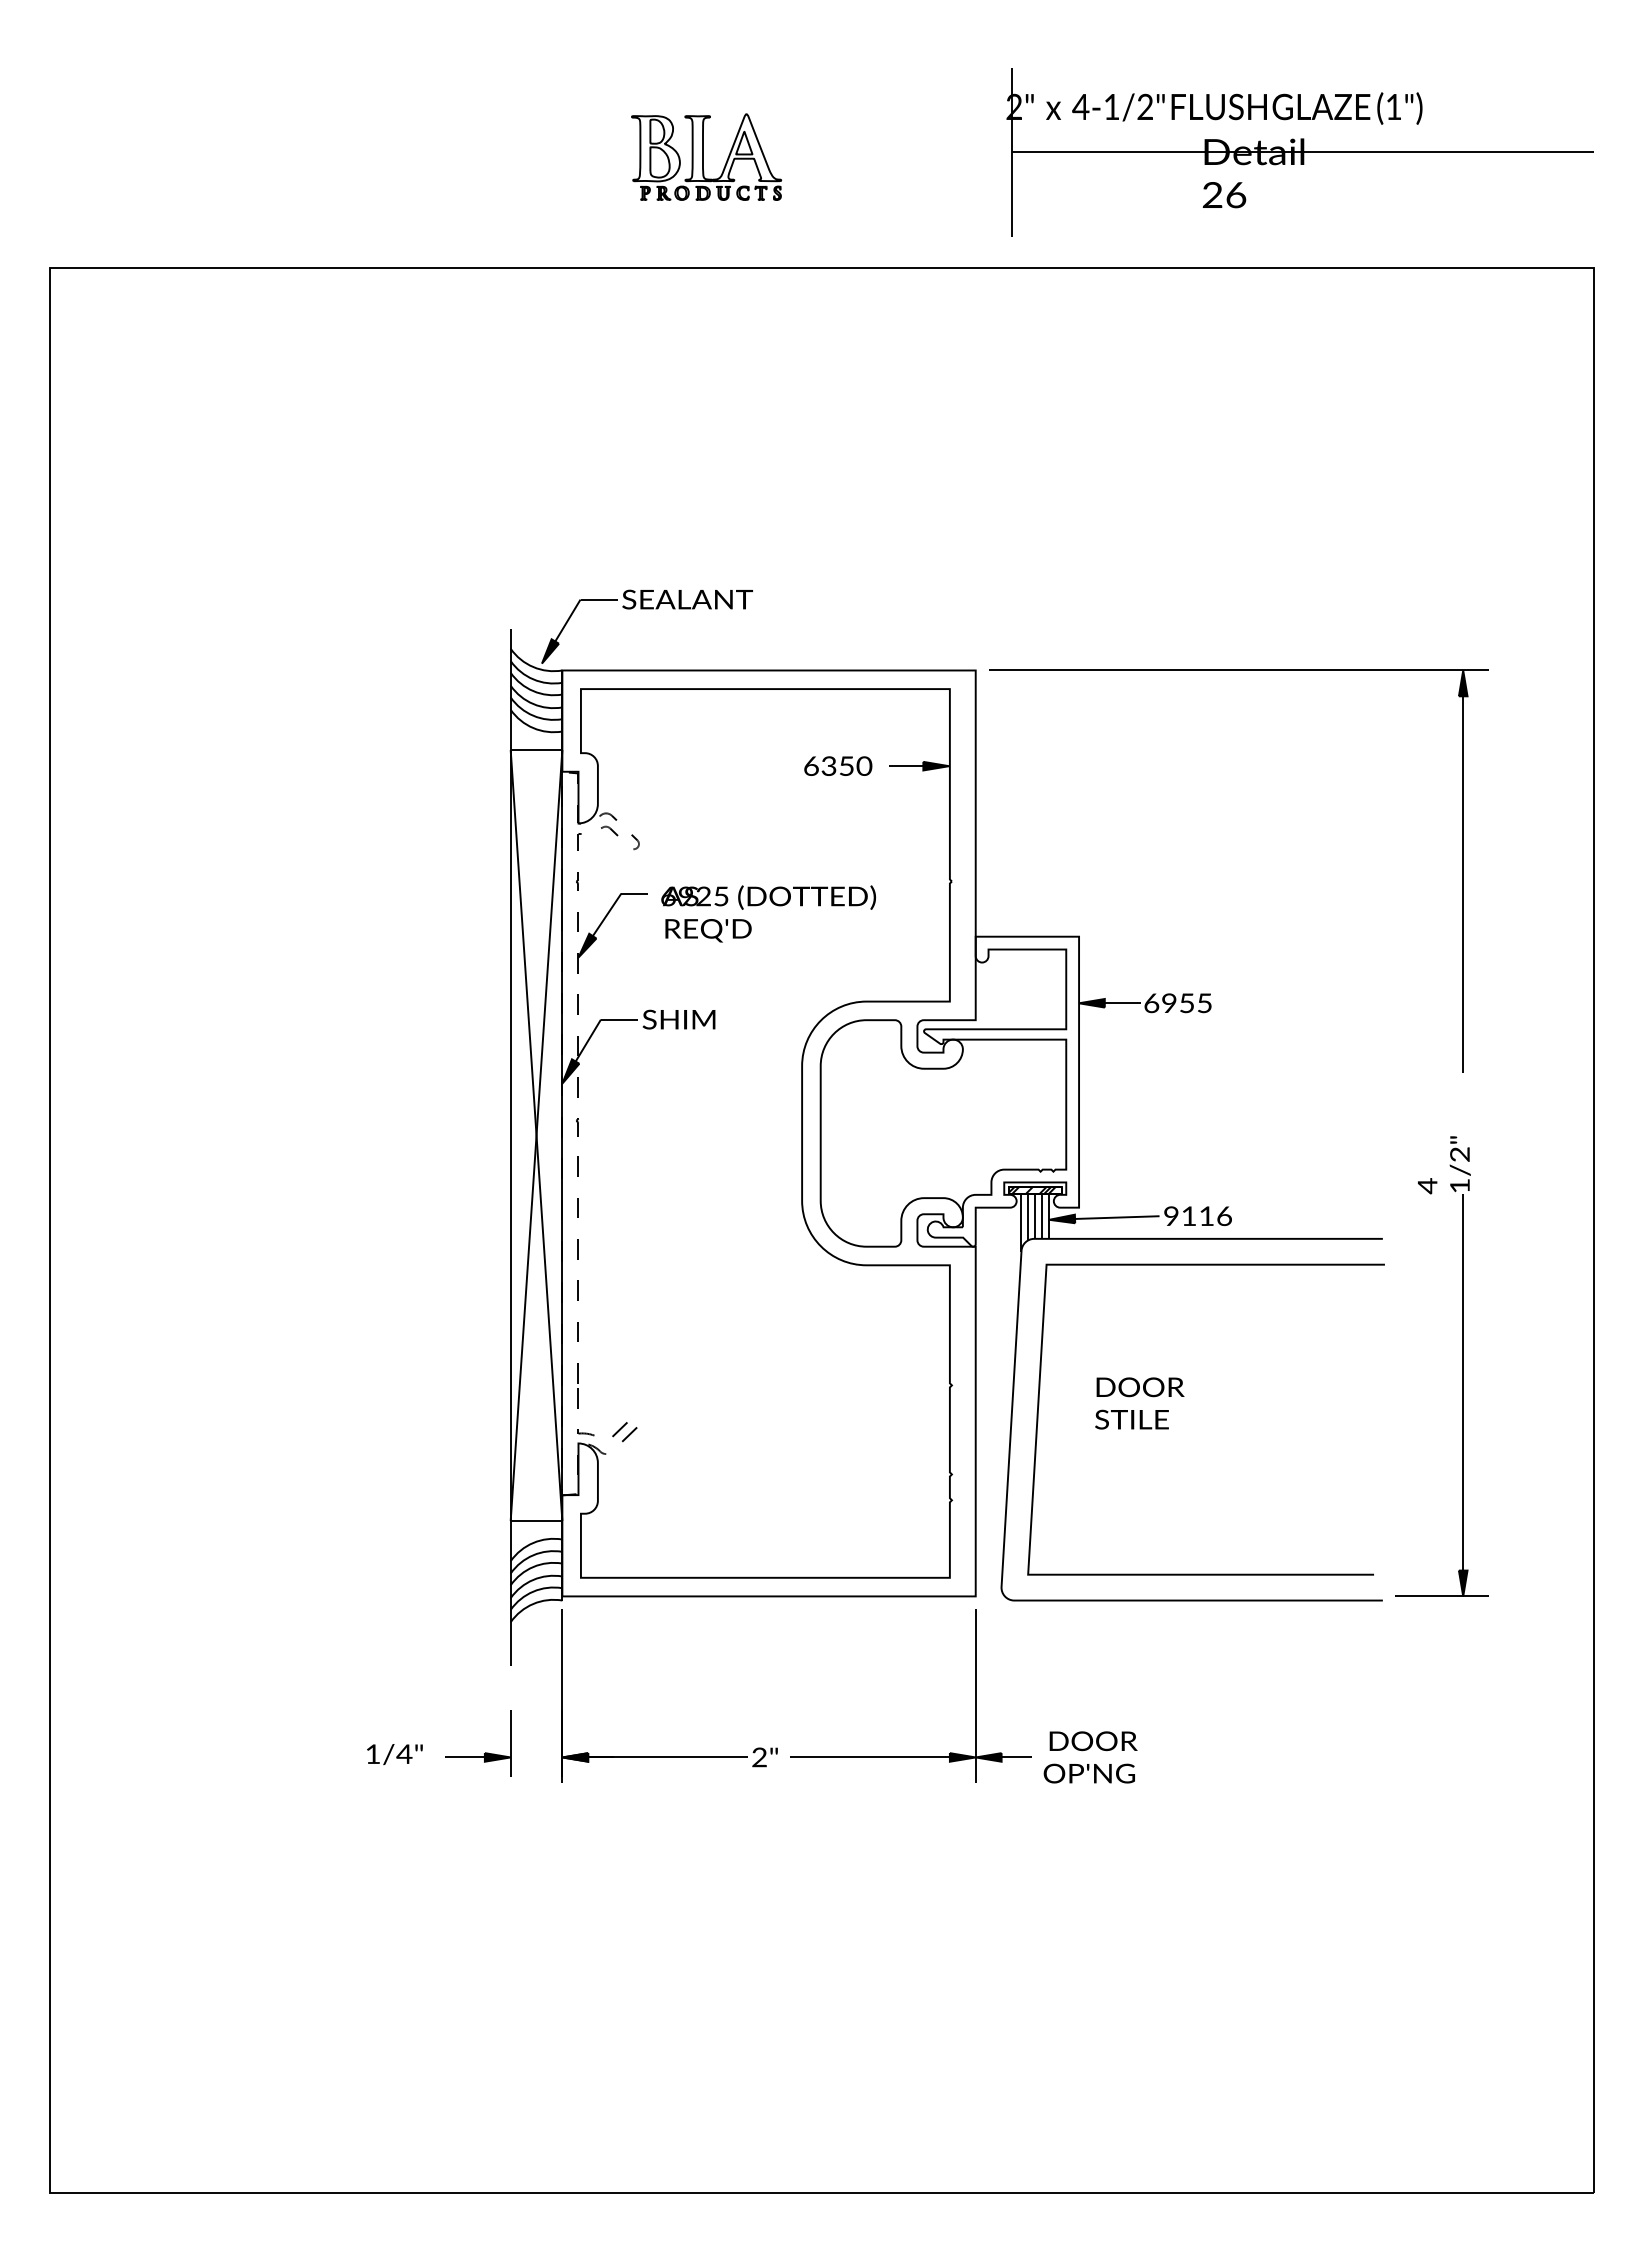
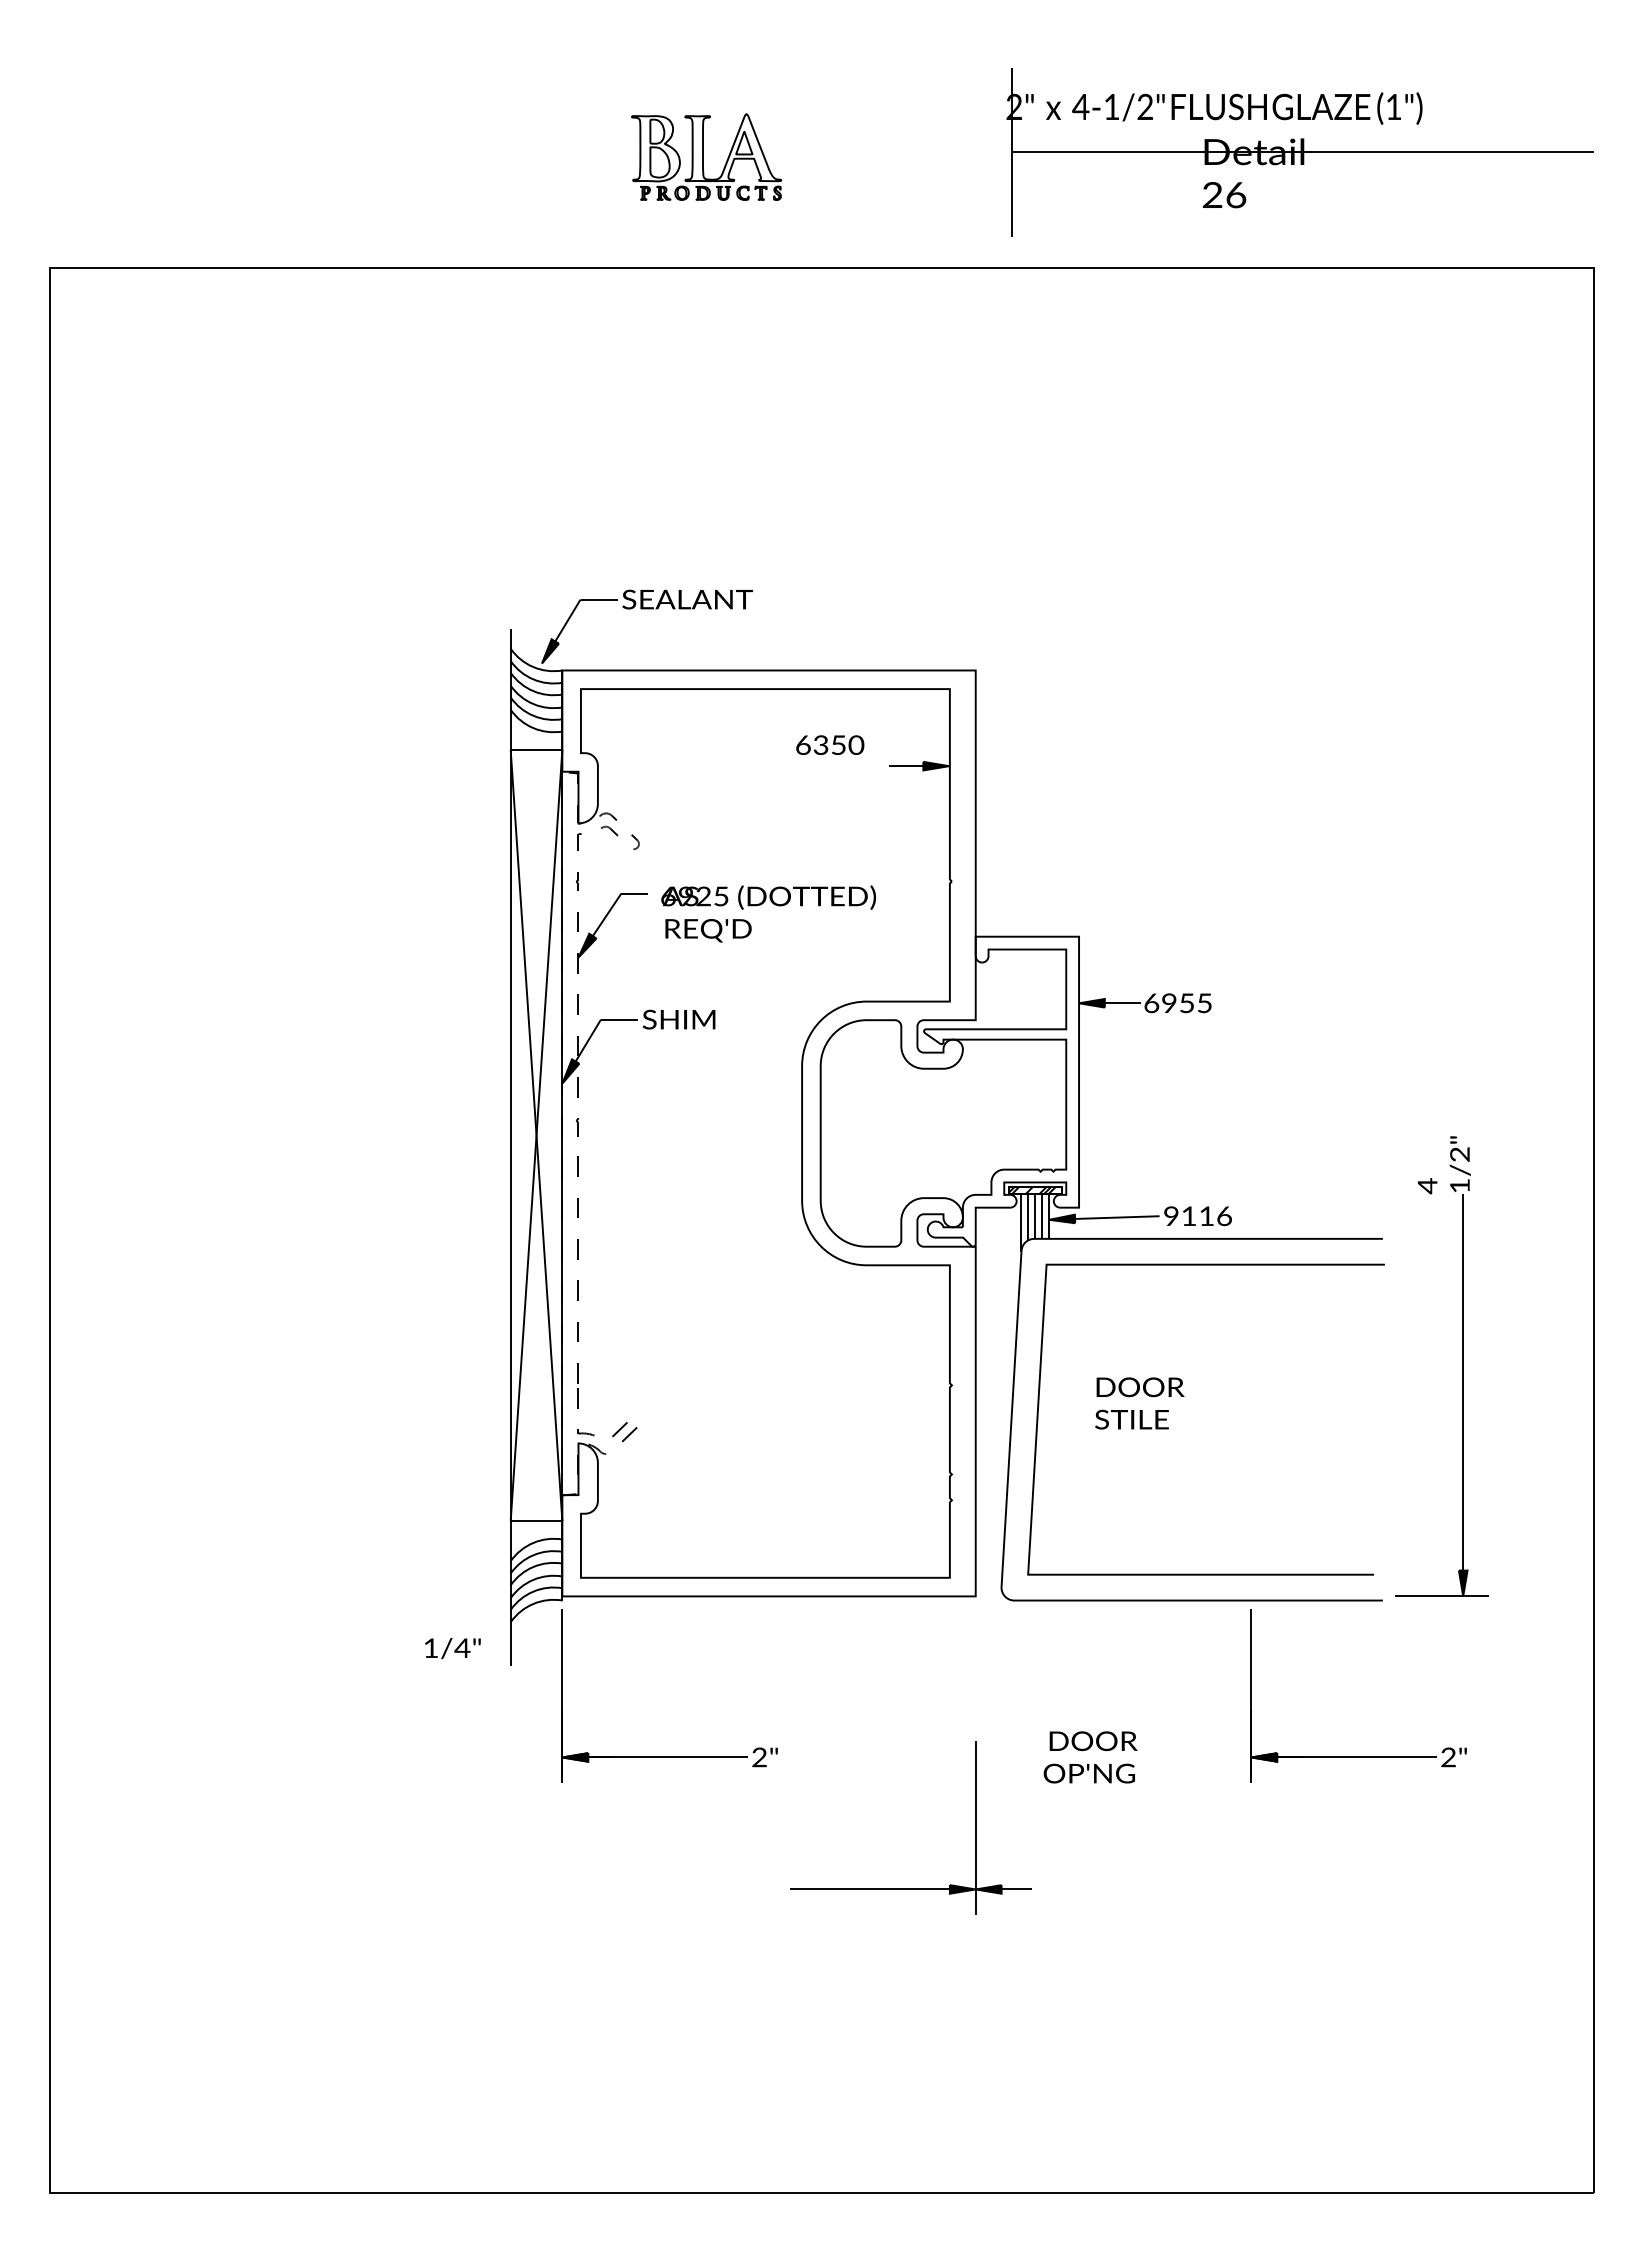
part: present -> none (1238, 670)
text position: (838, 765) -> (830, 744) (830, 744)
part: present -> none (485, 1752)
text position: (394, 1754) -> (452, 1648) (452, 1648)
part position: (910, 1756) -> (910, 1888) (910, 1888)
part: none -> present (1358, 1756)
